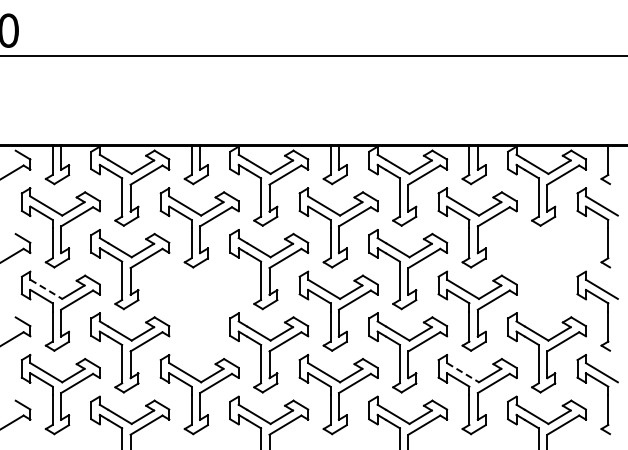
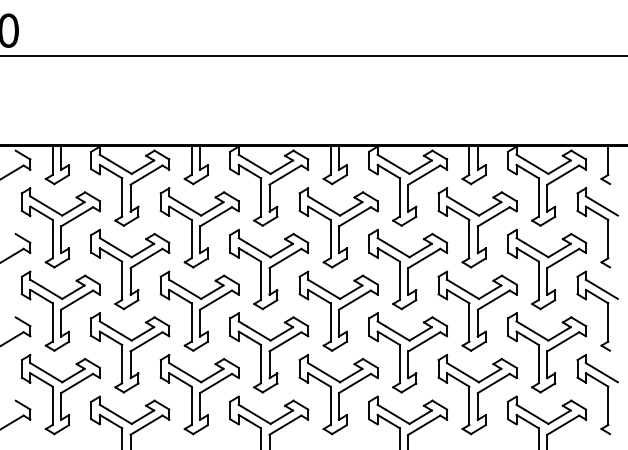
part: none -> present (546, 269)
line: dashed -> solid (46, 289)
part: none -> present (199, 310)
line: dashed -> solid (463, 372)
